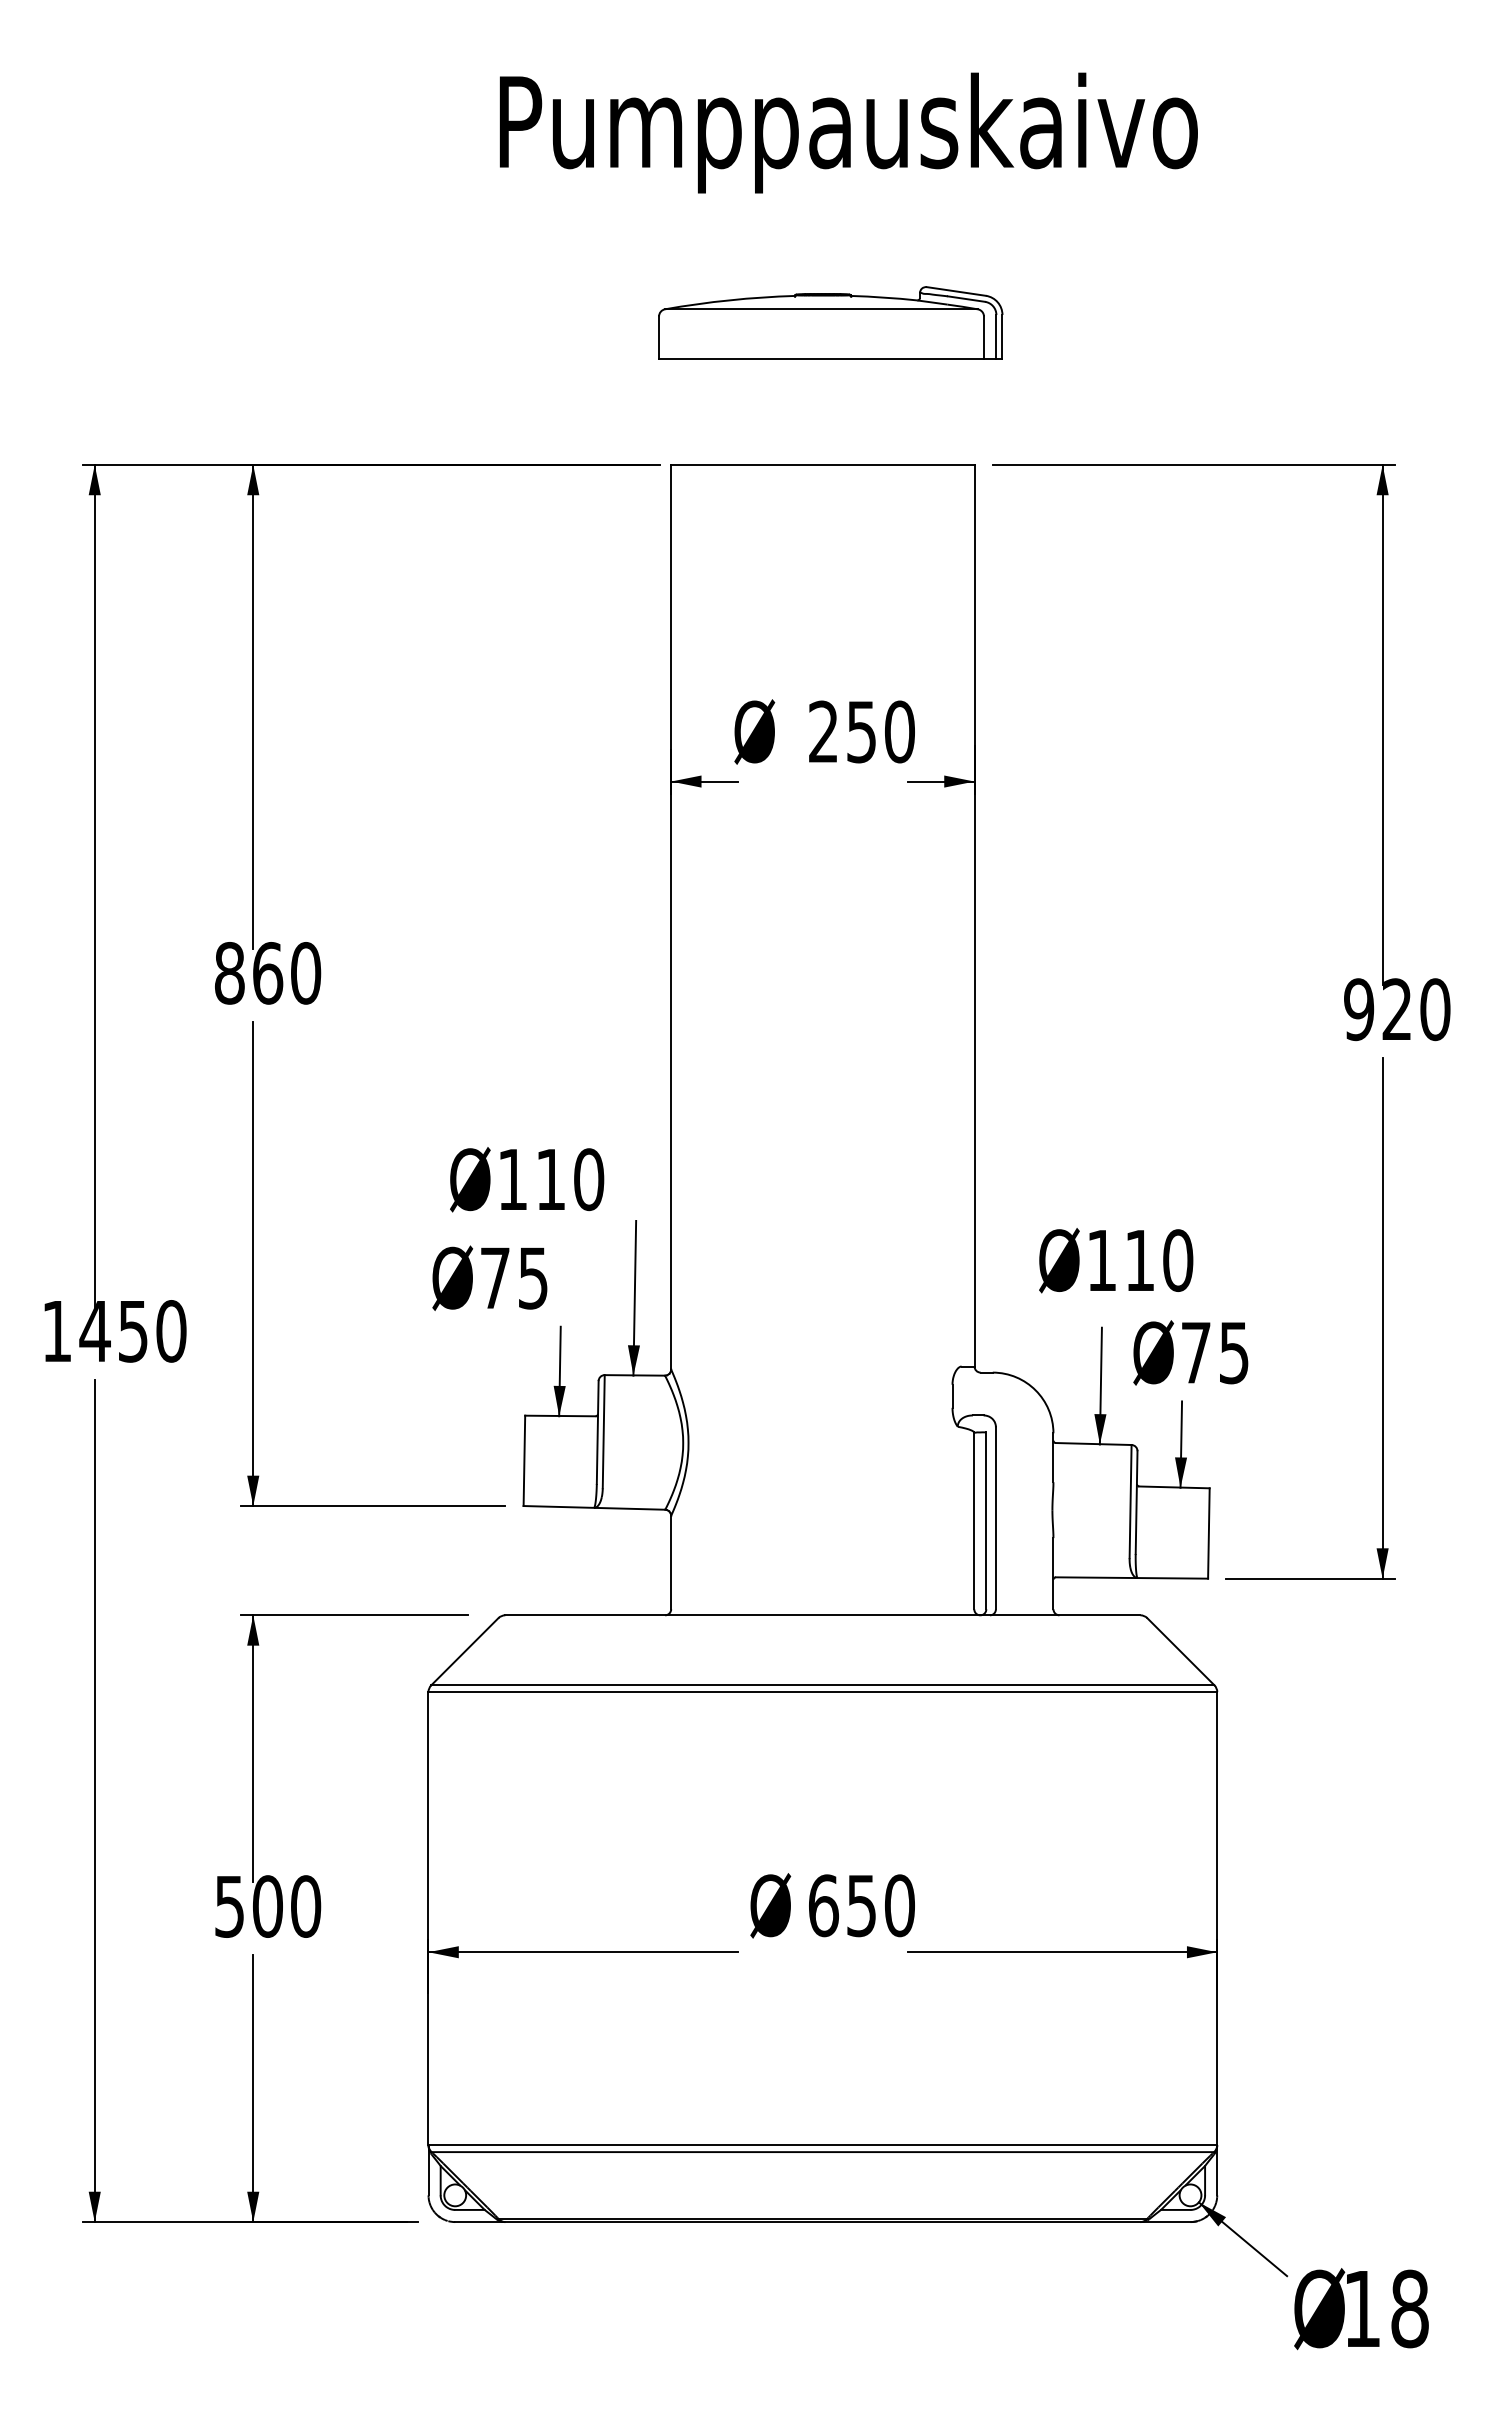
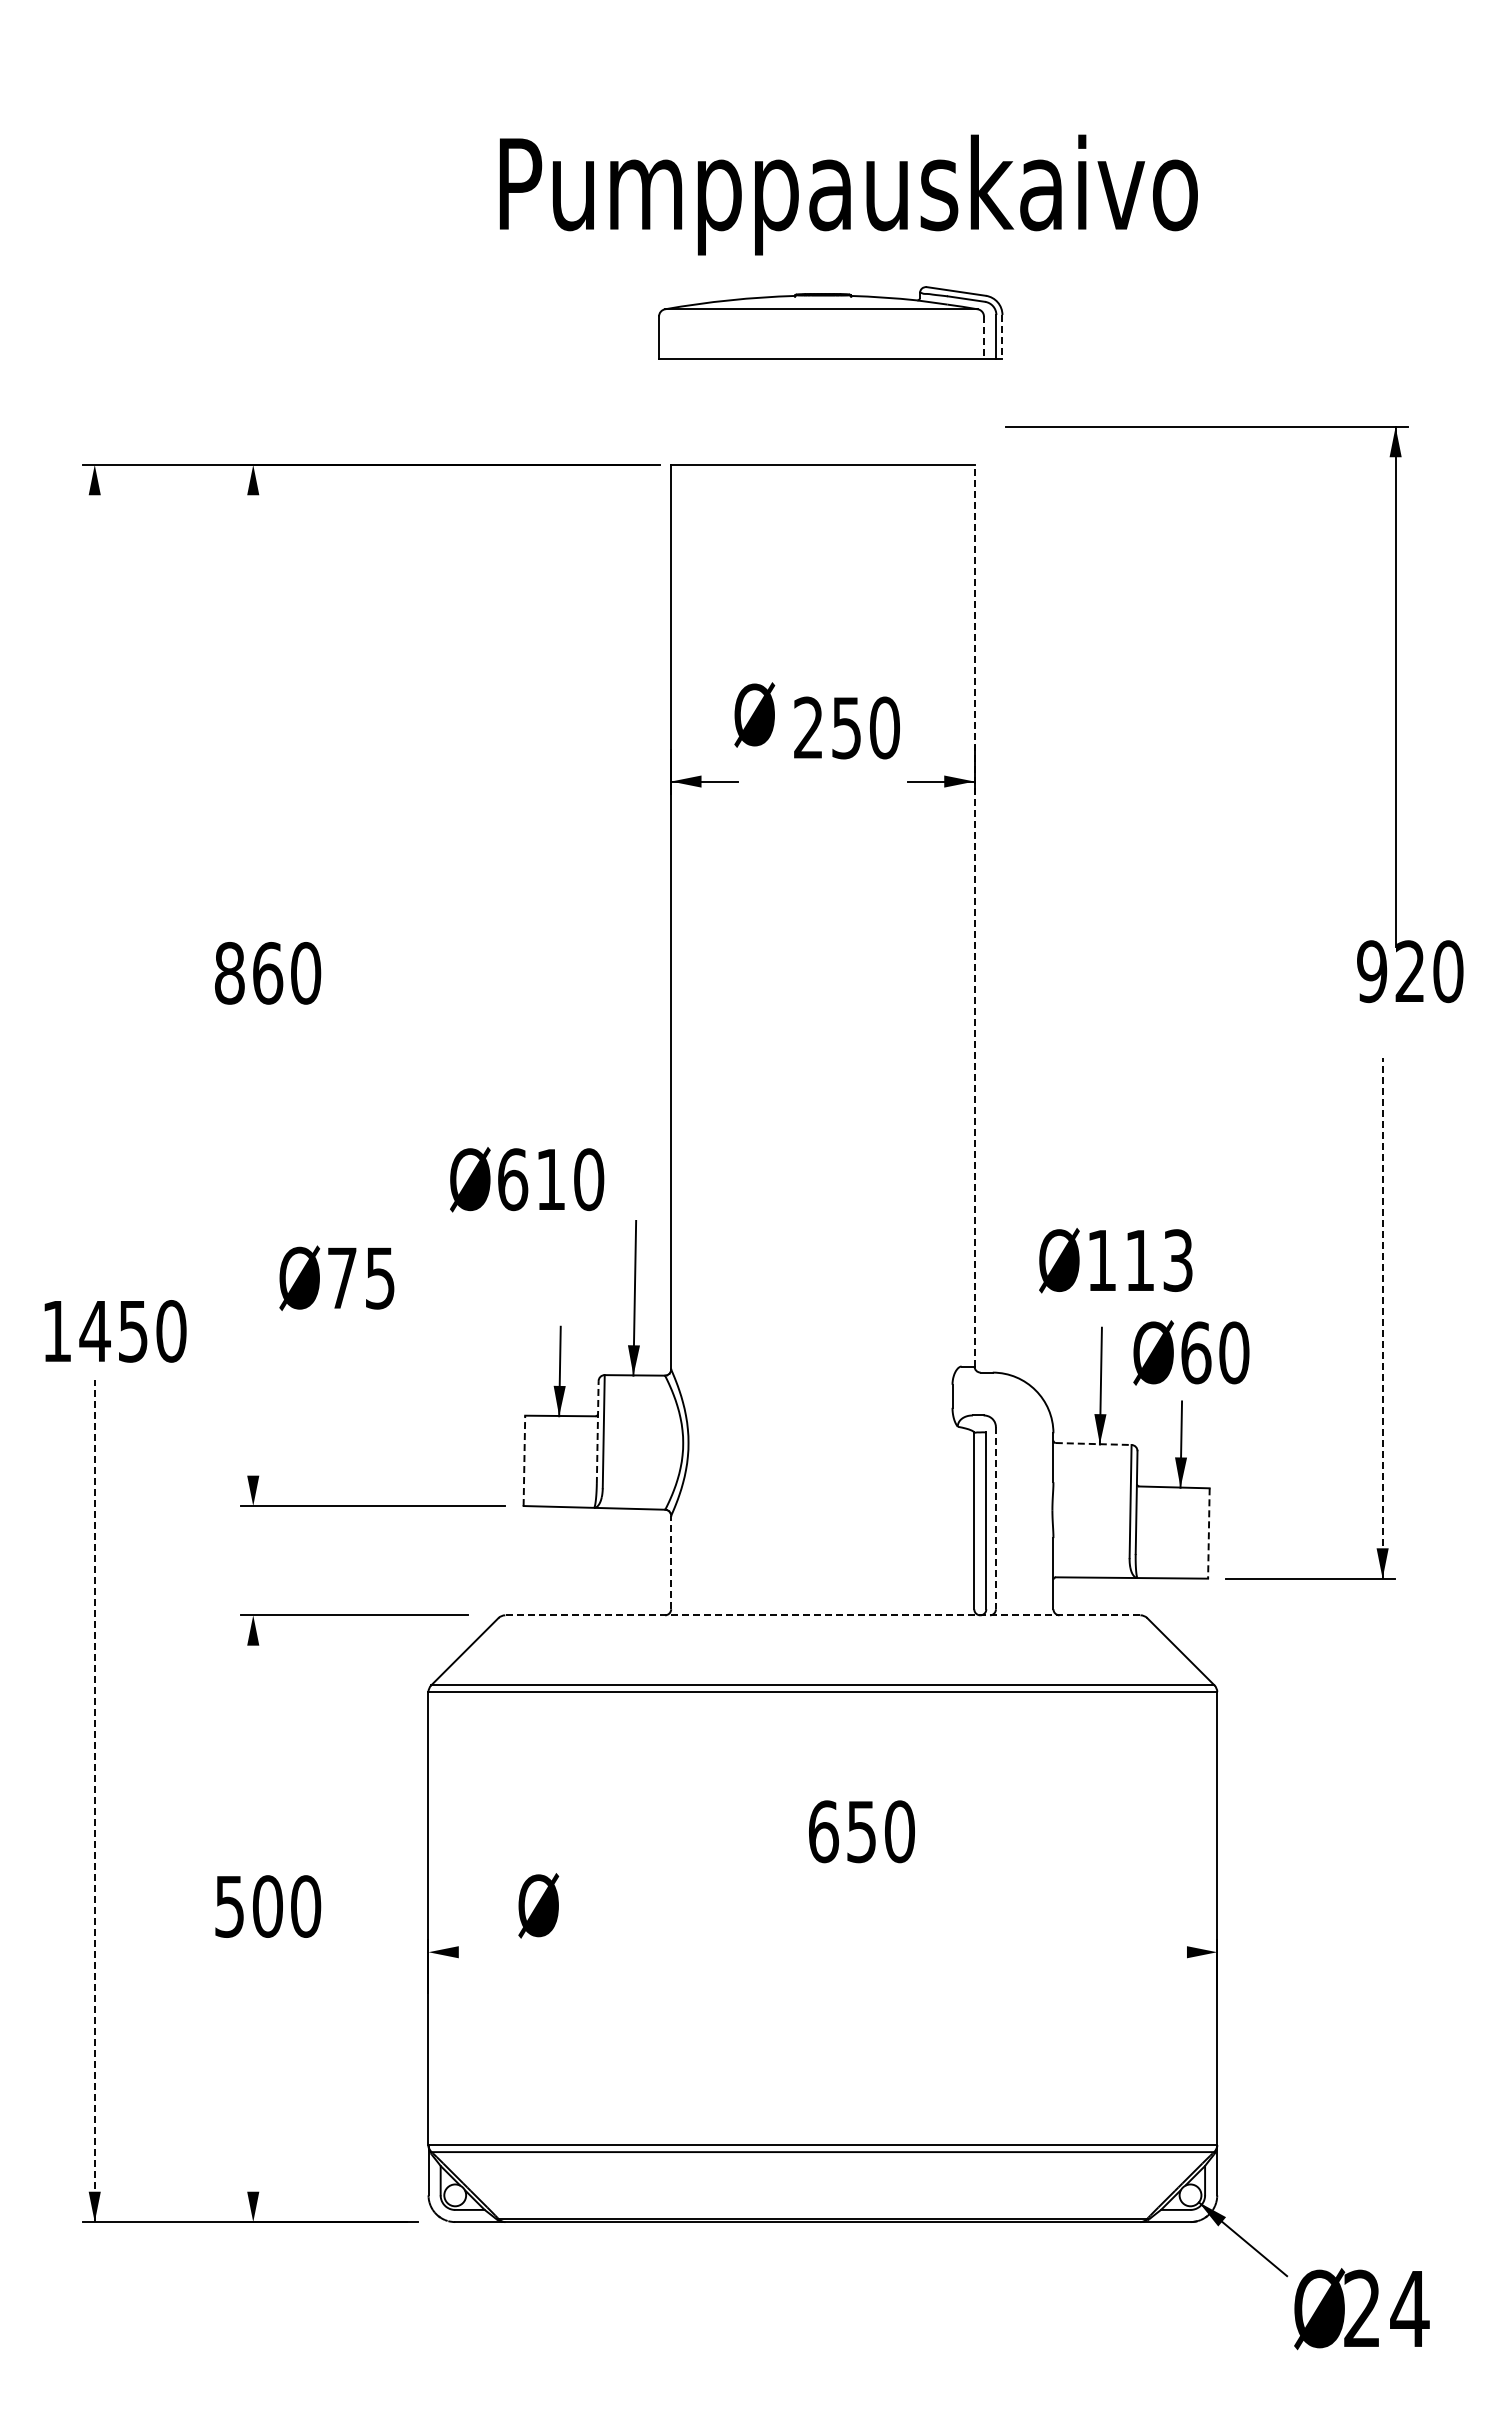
text position: (848, 132) -> (848, 194) (848, 194)
line: solid -> dashed (1002, 336)
line: solid -> dashed (983, 338)
line: present -> none (253, 706)
text position: (754, 731) -> (754, 714) (754, 714)
text position: (861, 731) -> (846, 727) (846, 727)
part position: (1382, 752) -> (1395, 714) (1395, 714)
line: present -> none (94, 885)
line: solid -> dashed (974, 915)
text: Ø110 -> Ø610 (513, 1179)
text: Ø110 -> Ø113 (1178, 1260)
line: present -> none (253, 1263)
text position: (489, 1277) -> (336, 1277) (336, 1277)
line: solid -> dashed (1382, 1317)
text: Ø75 -> Ø60 (1215, 1352)
line: solid -> dashed (597, 1432)
line: solid -> dashed (1093, 1444)
line: solid -> dashed (524, 1460)
line: solid -> dashed (995, 1518)
line: solid -> dashed (1208, 1533)
line: solid -> dashed (671, 1562)
line: solid -> dashed (822, 1615)
line: present -> none (253, 1748)
line: solid -> dashed (94, 1800)
text position: (770, 1905) -> (538, 1905) (538, 1905)
text position: (861, 1905) -> (861, 1831) (861, 1831)
line: present -> none (582, 1952)
line: present -> none (1062, 1952)
line: present -> none (253, 2088)
text: 18 -> 24 (1386, 2308)
